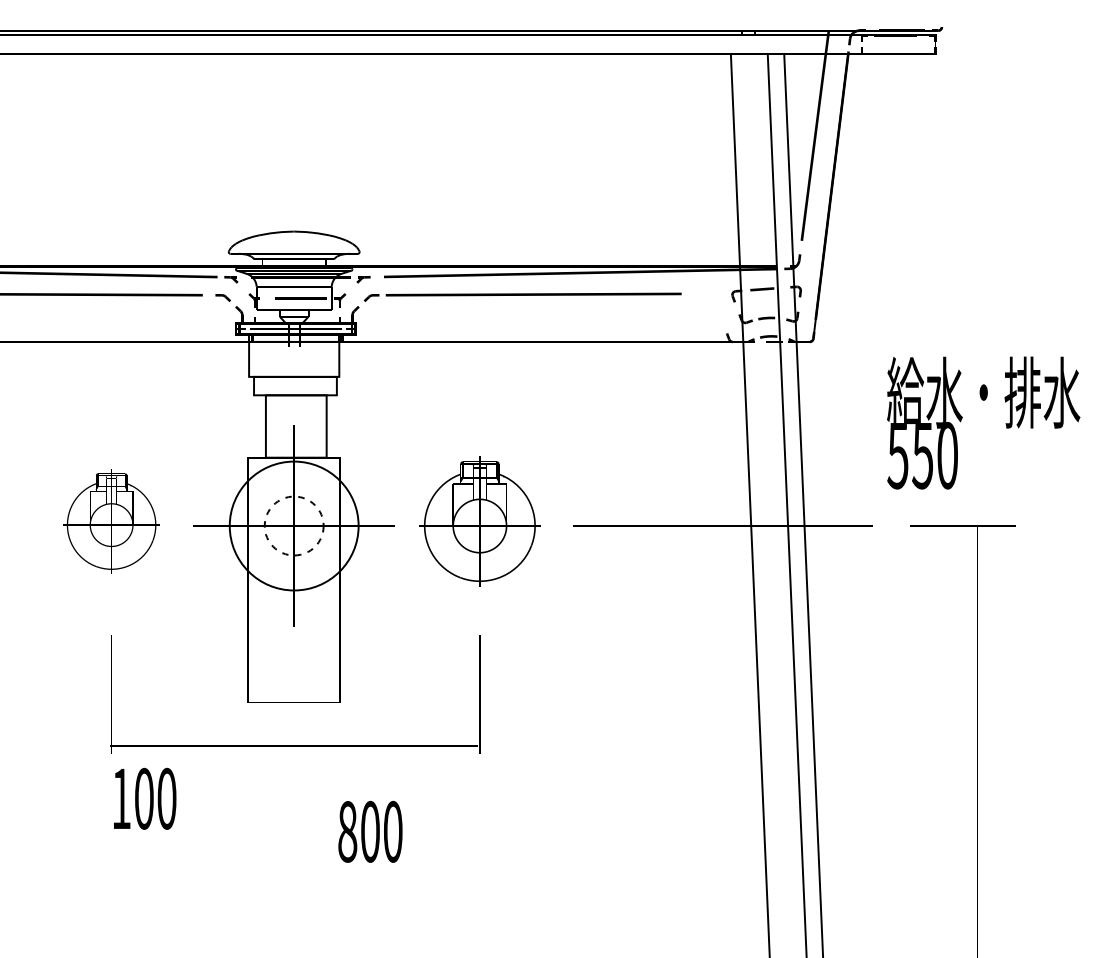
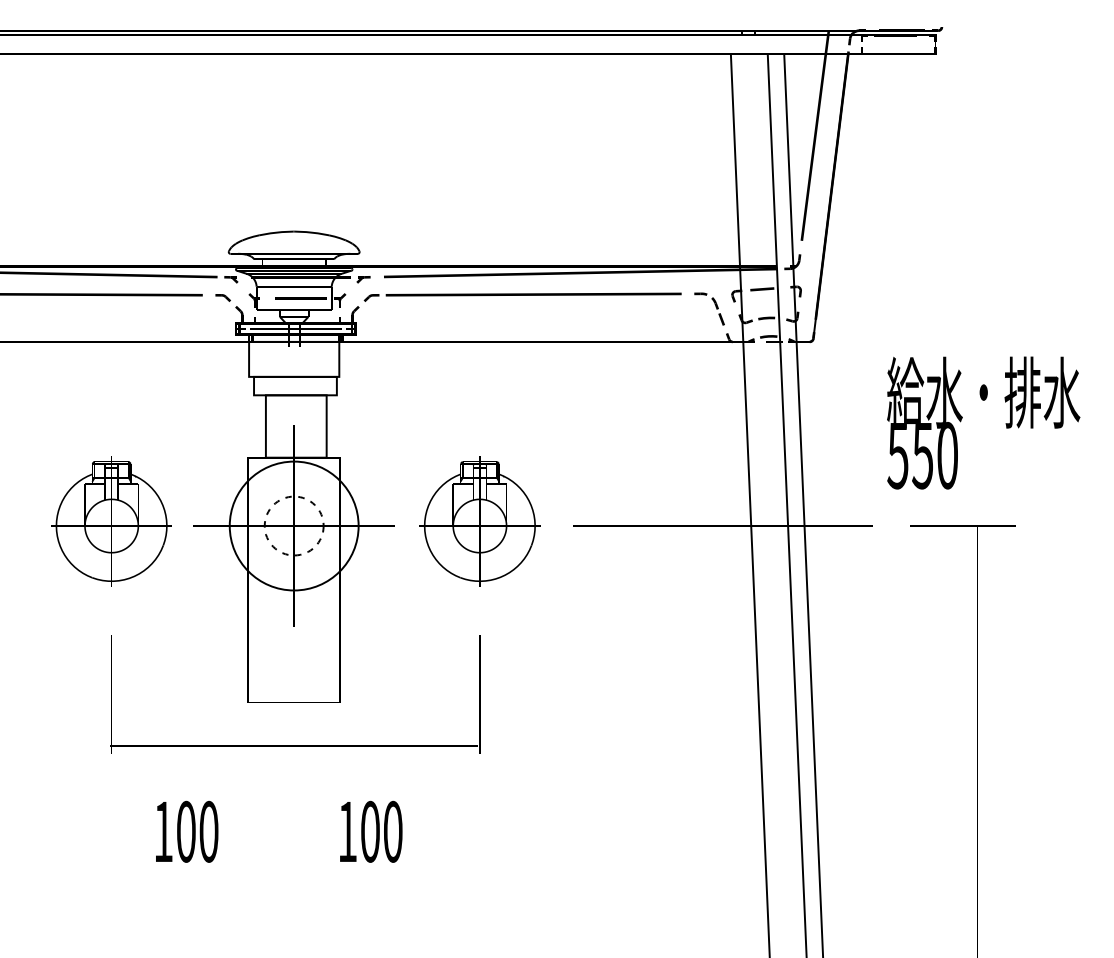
part: none -> present (715, 307)
part size: 97x105 px -> 121x131 px (111, 521)
text position: (145, 798) -> (187, 831) (187, 831)
text: 800 -> 100 (347, 831)
